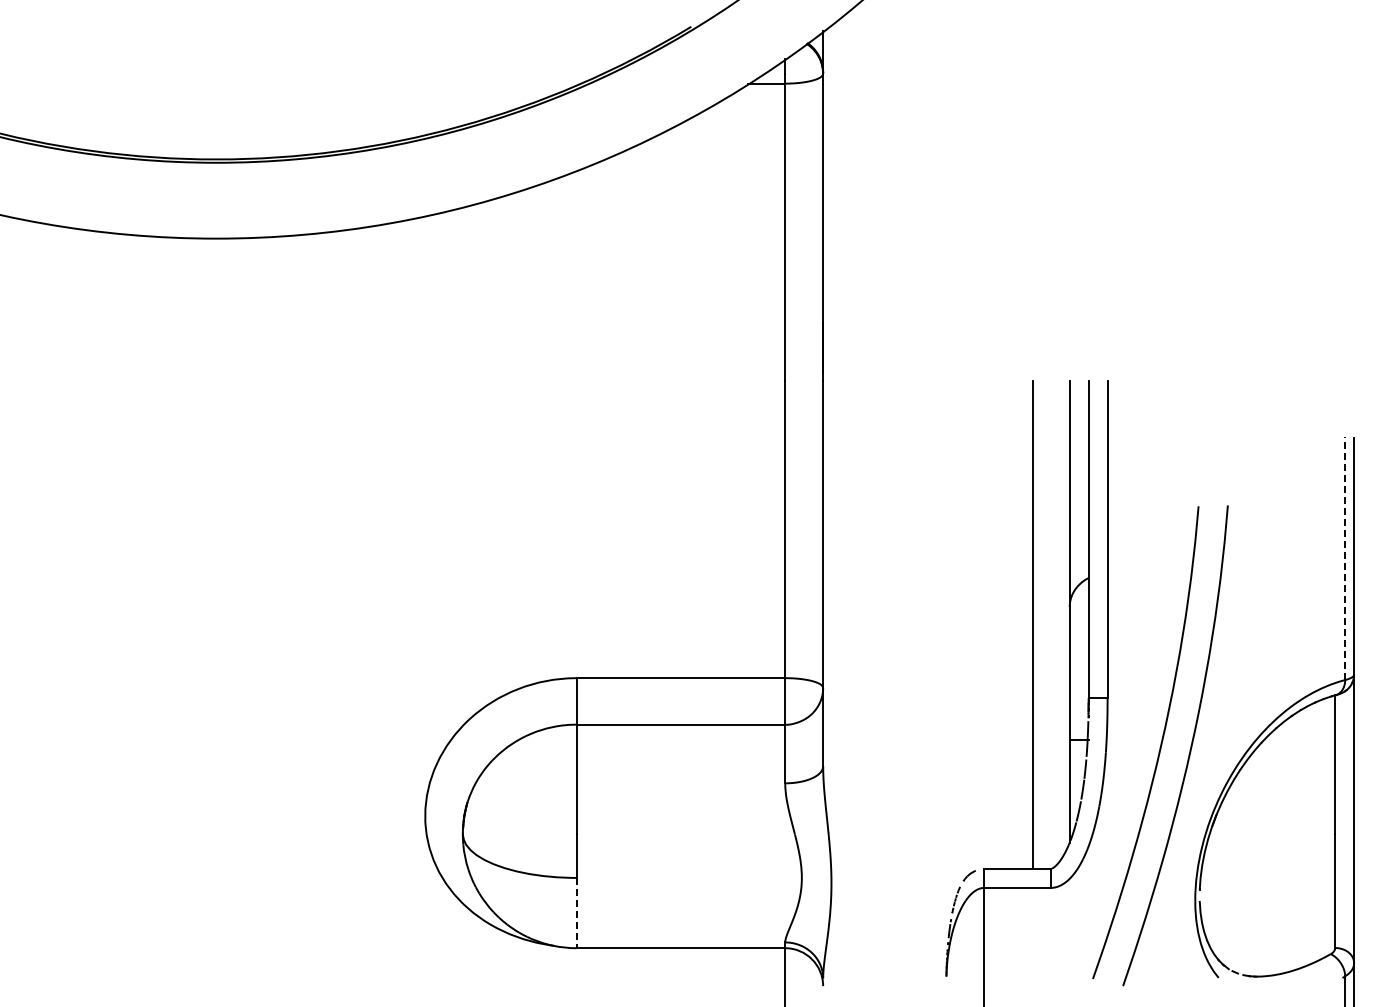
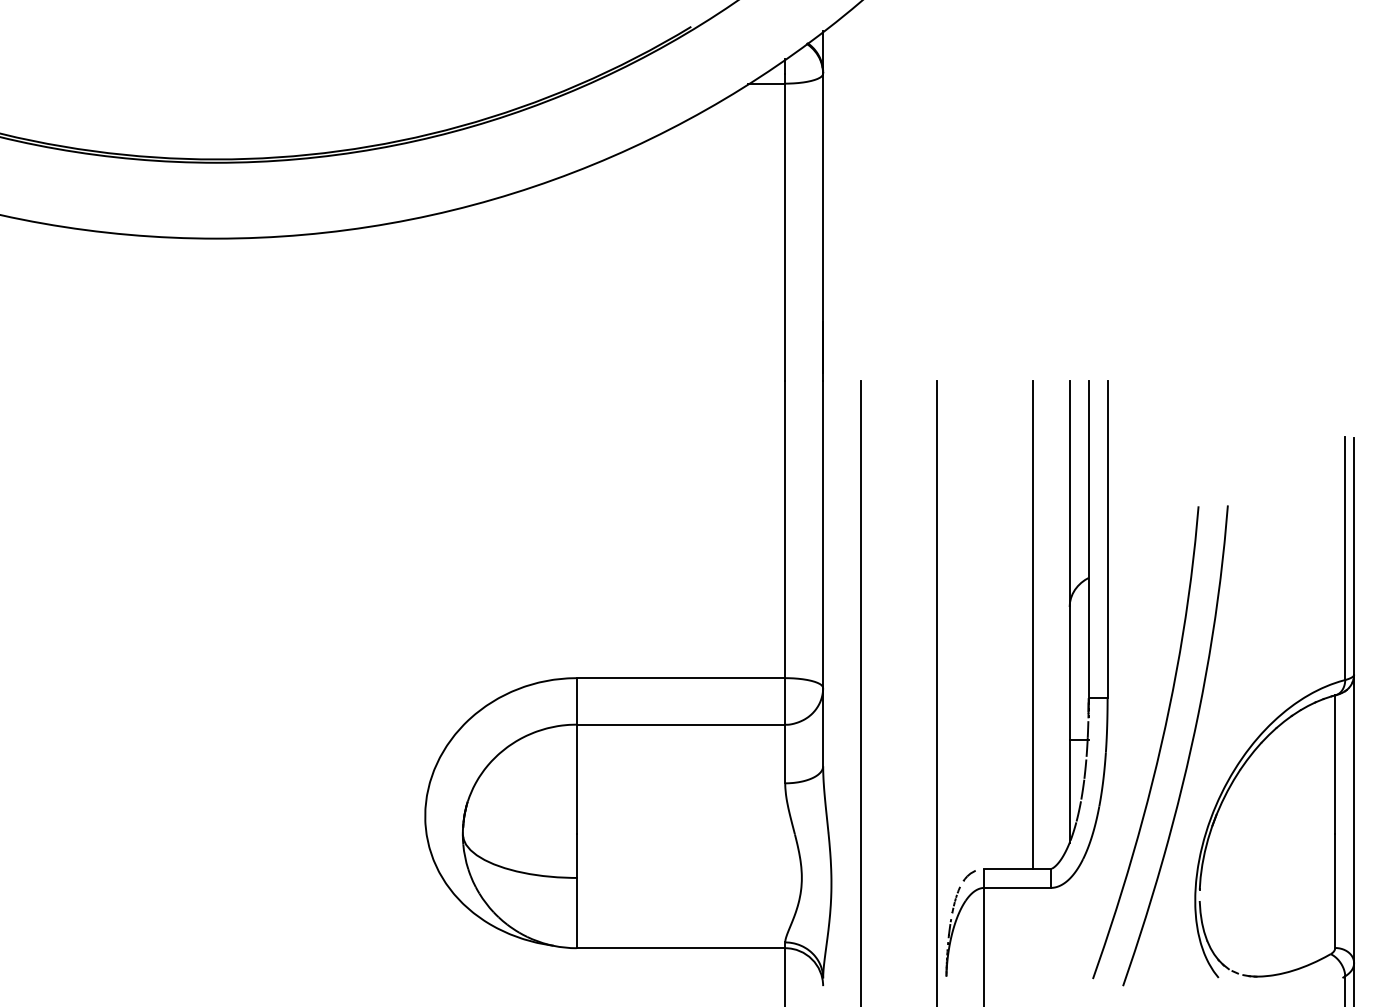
line: dashed -> solid (1345, 558)
line: none -> present (861, 691)
line: none -> present (936, 691)
line: dashed -> solid (576, 913)
